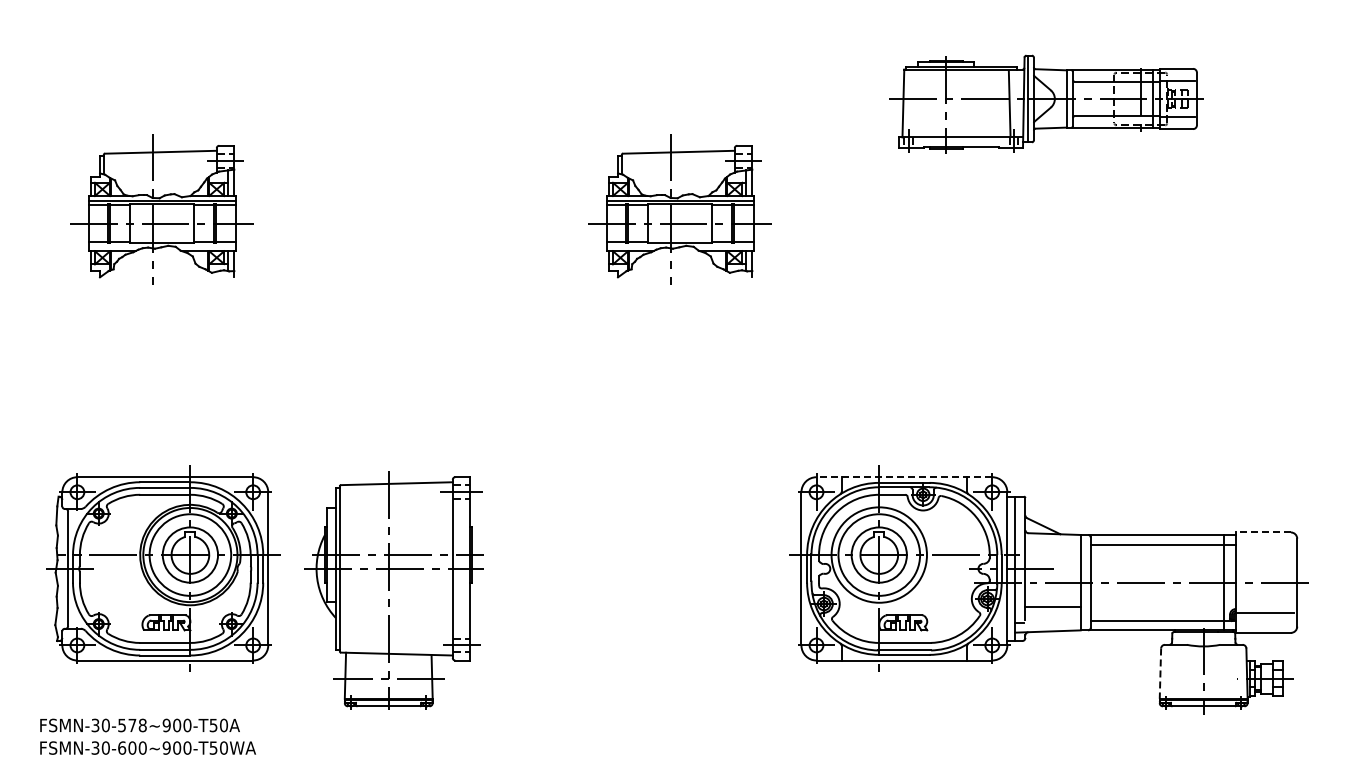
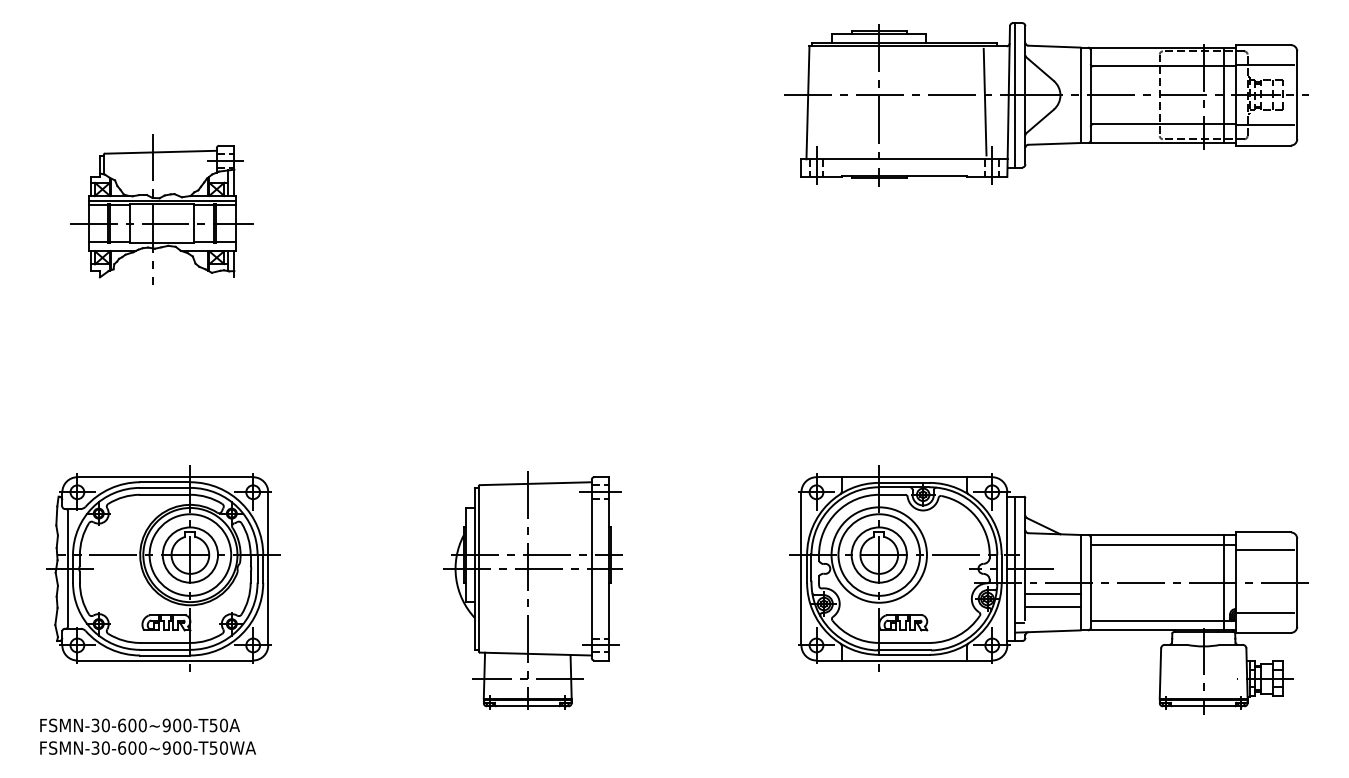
part size: 315x100 px -> 525x165 px (1046, 104)
part: present -> none (679, 209)
line: dashed -> solid (904, 477)
line: dashed -> solid (1263, 532)
line: none -> present (1264, 550)
part position: (393, 590) -> (532, 590) (532, 590)
line: none -> present (1052, 594)
line: dashed -> solid (1160, 674)
text: FSMN-30-578~900-T50A -> FSMN-30-600~900-T50A (132, 725)
